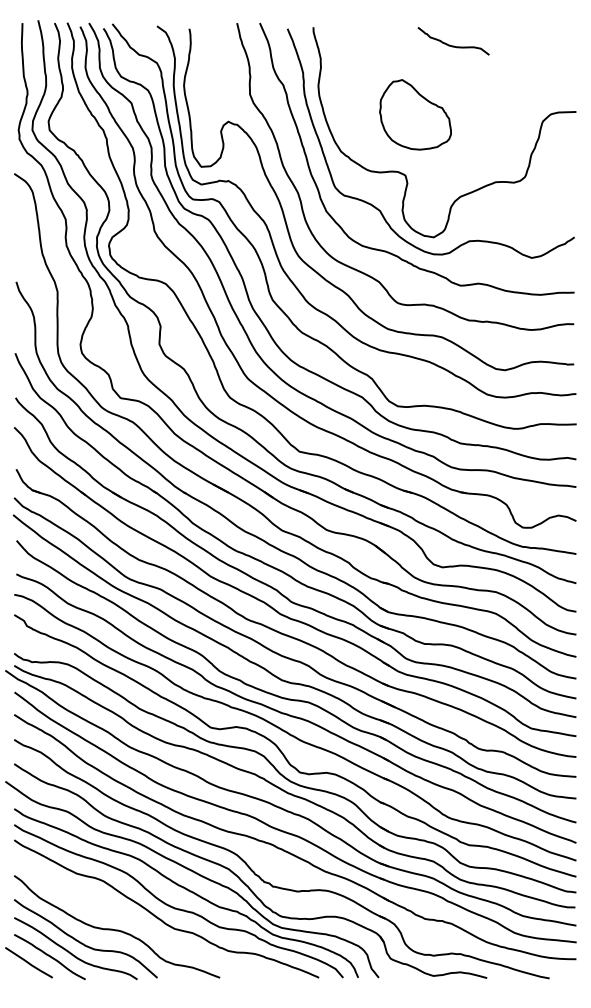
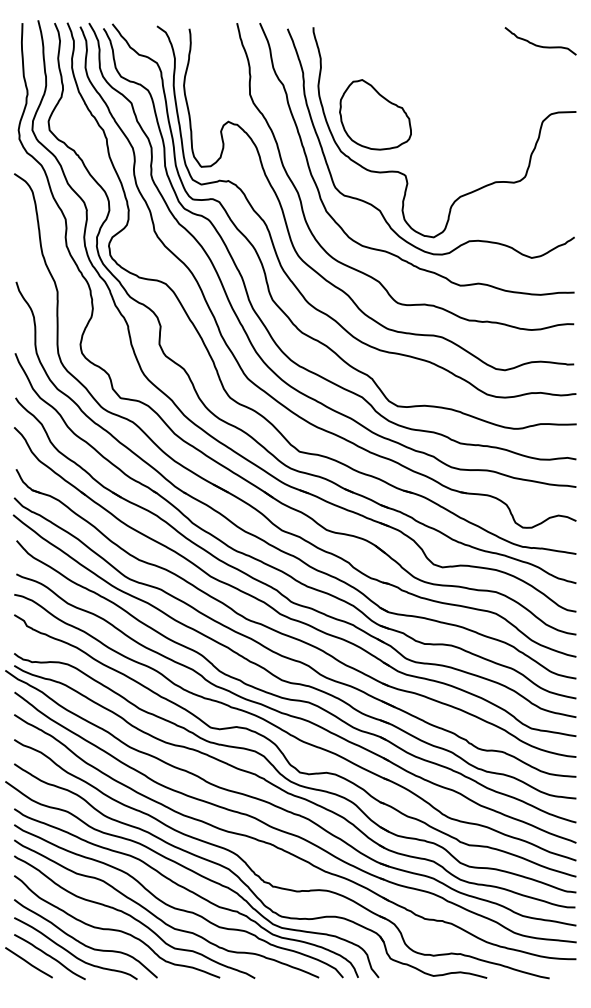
curve position: (453, 45) -> (540, 45) (540, 45)
part position: (415, 114) -> (375, 114) (375, 114)
curve: none -> present (133, 916)
